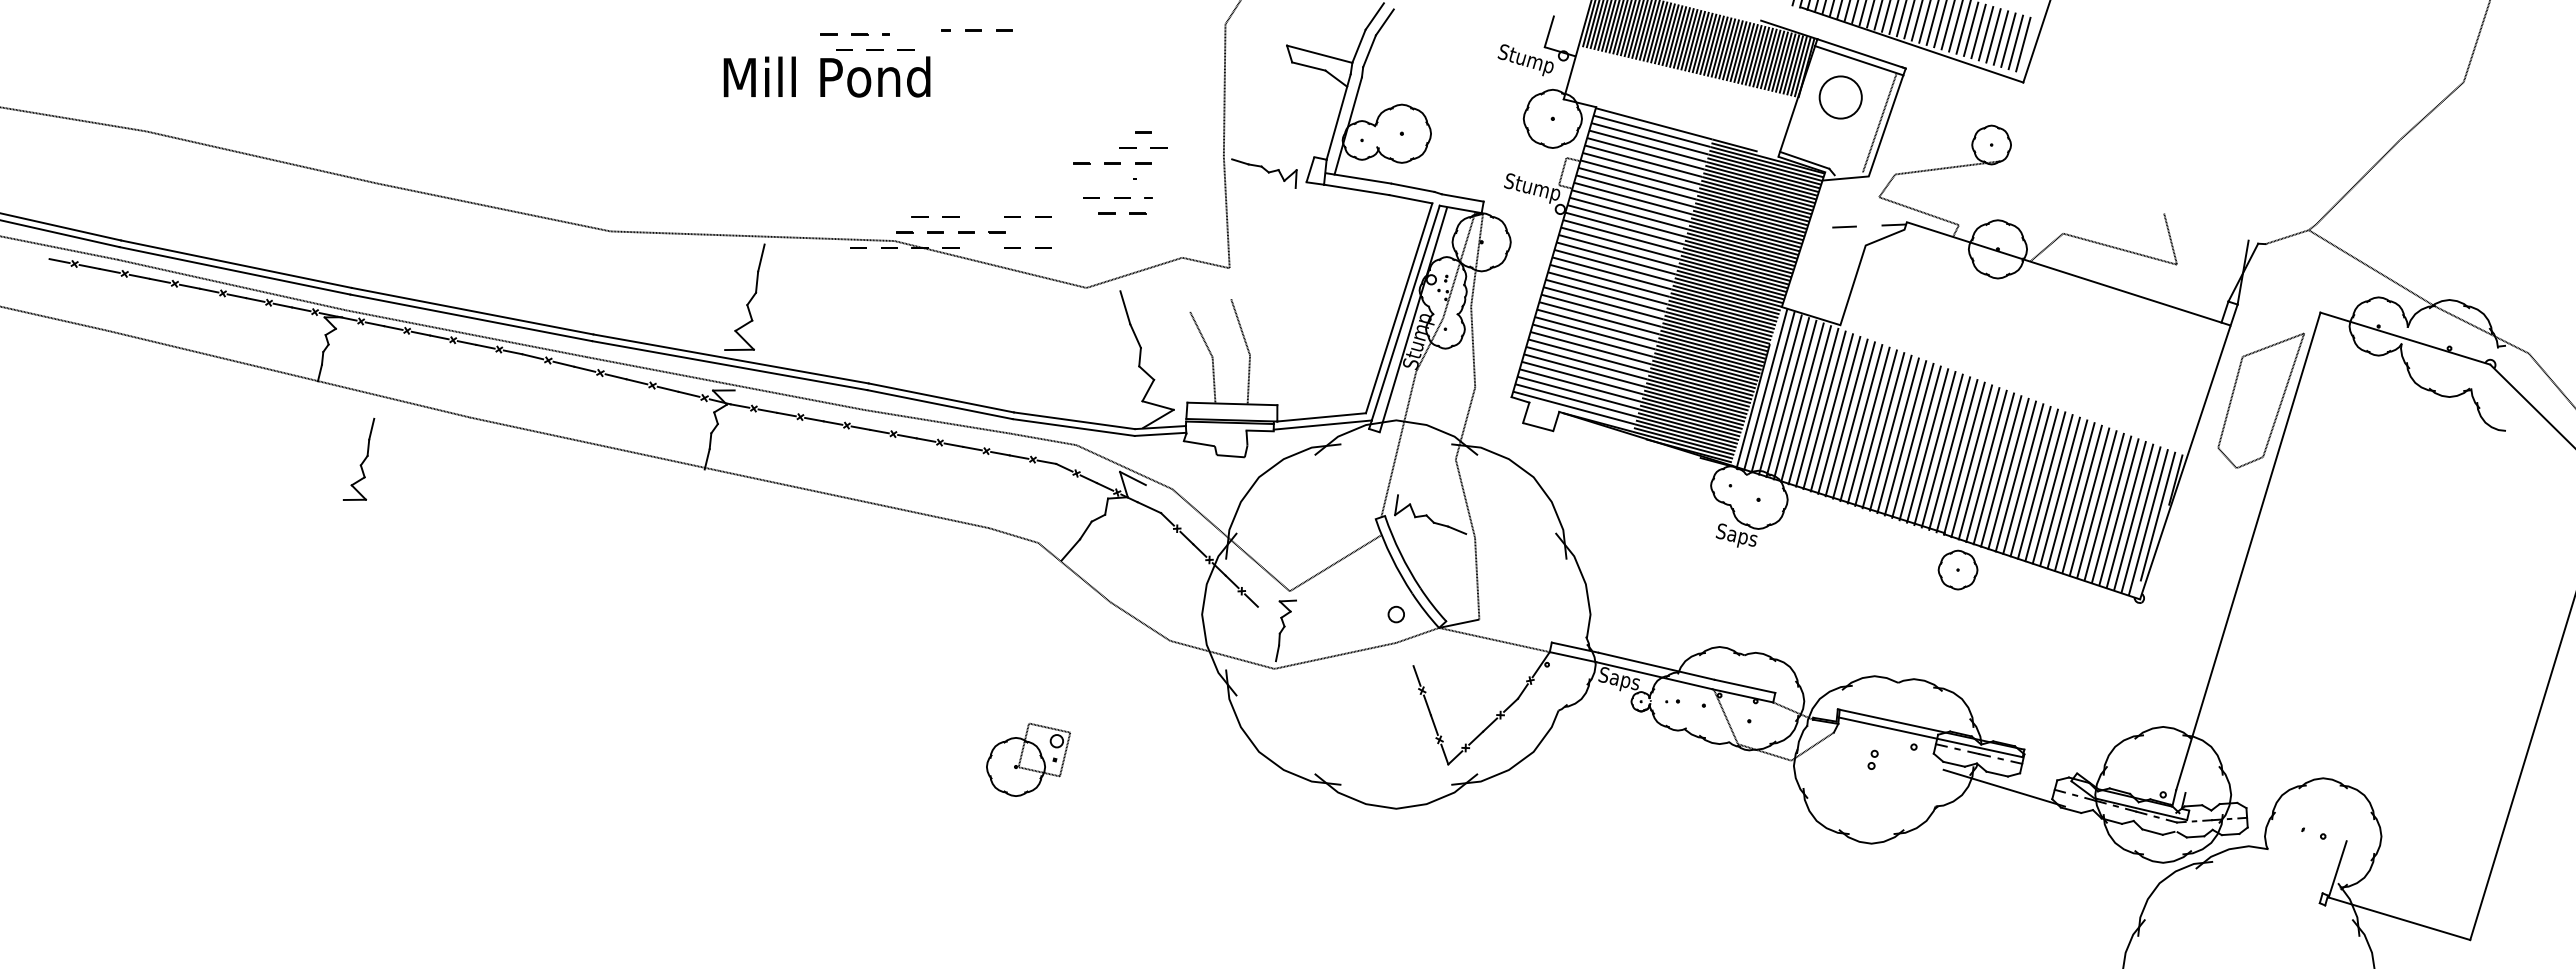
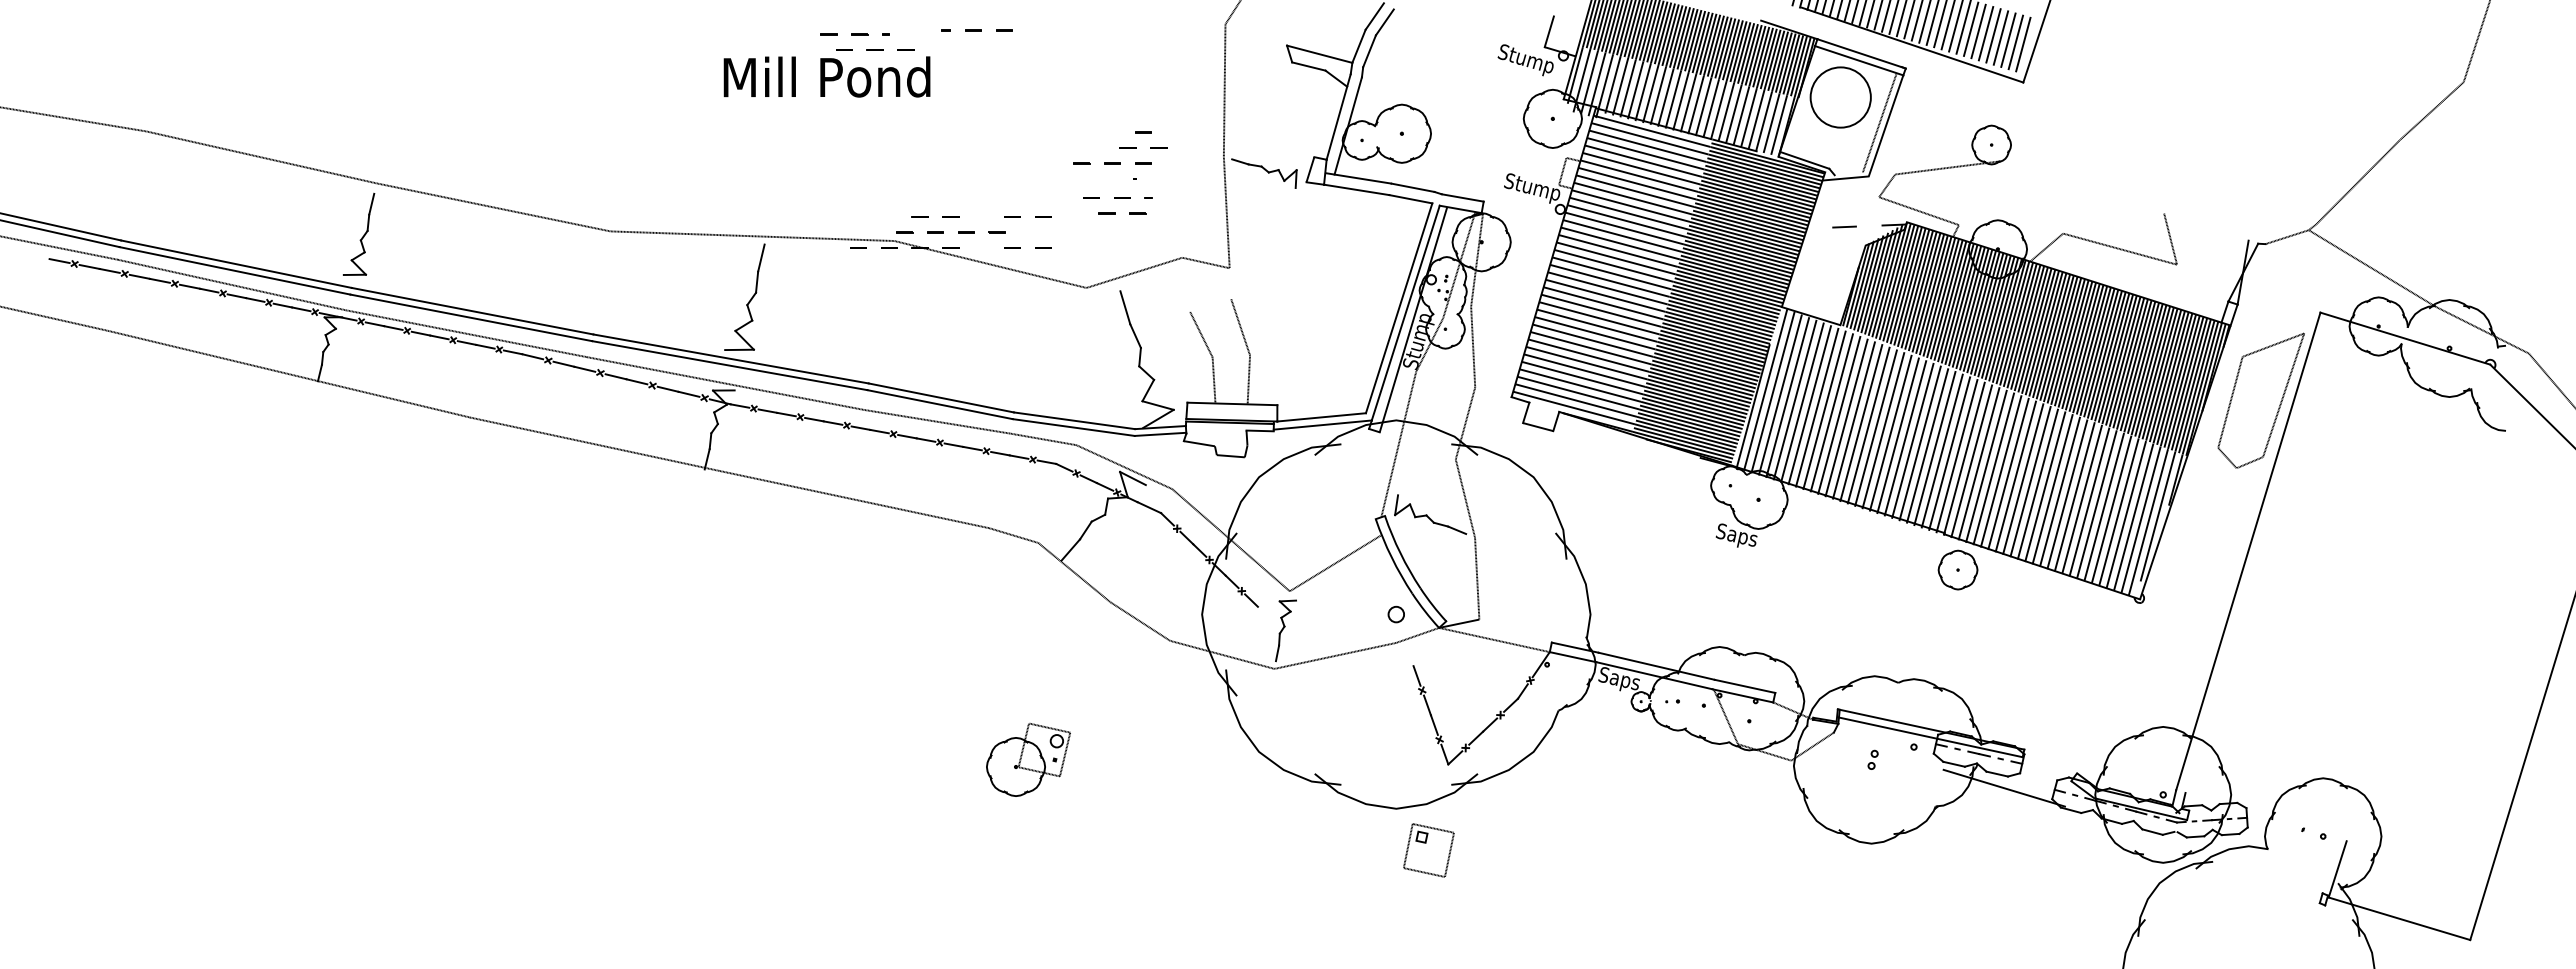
circle diameter: 42 px -> 60 px (1840, 97)
hatch: none -> present (1680, 101)
hatch: none -> present (2036, 338)
part position: (359, 458) -> (359, 233) (359, 233)
part: none -> present (1428, 850)
